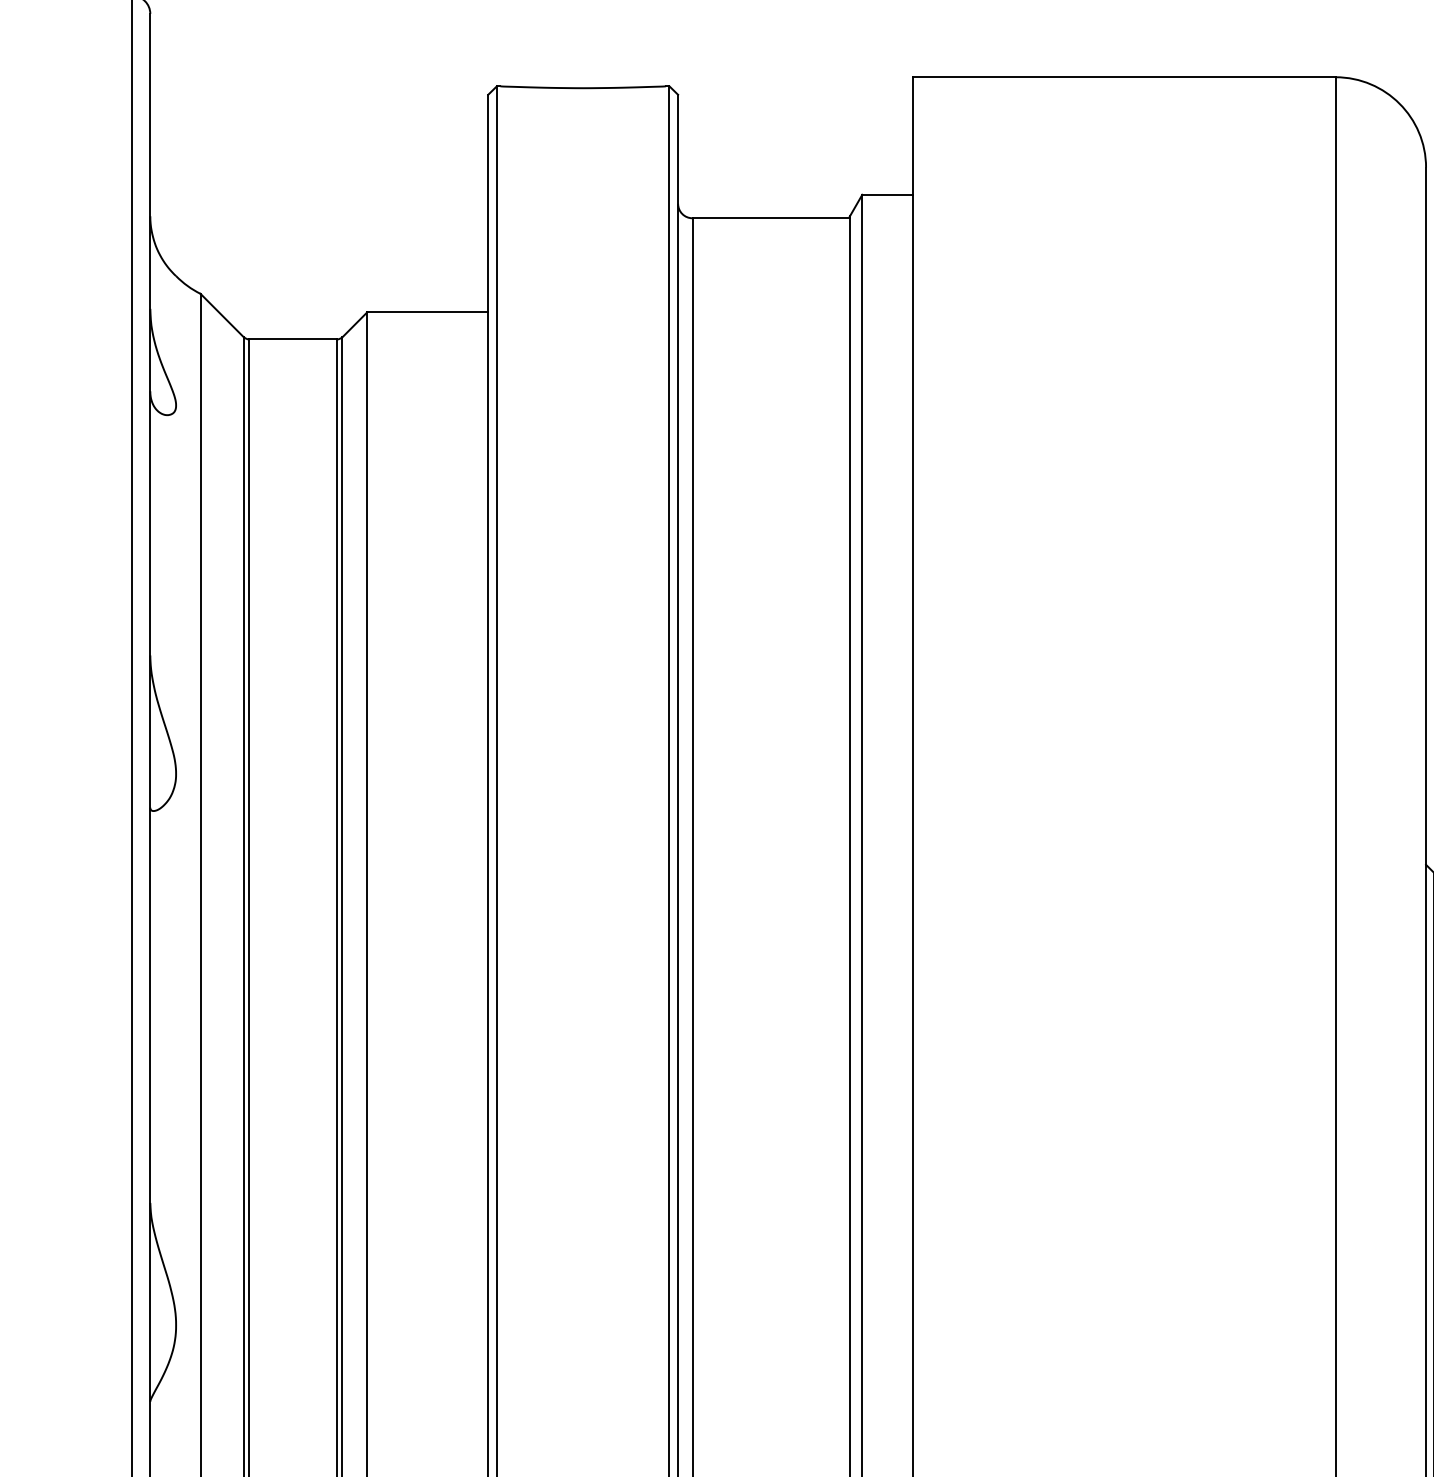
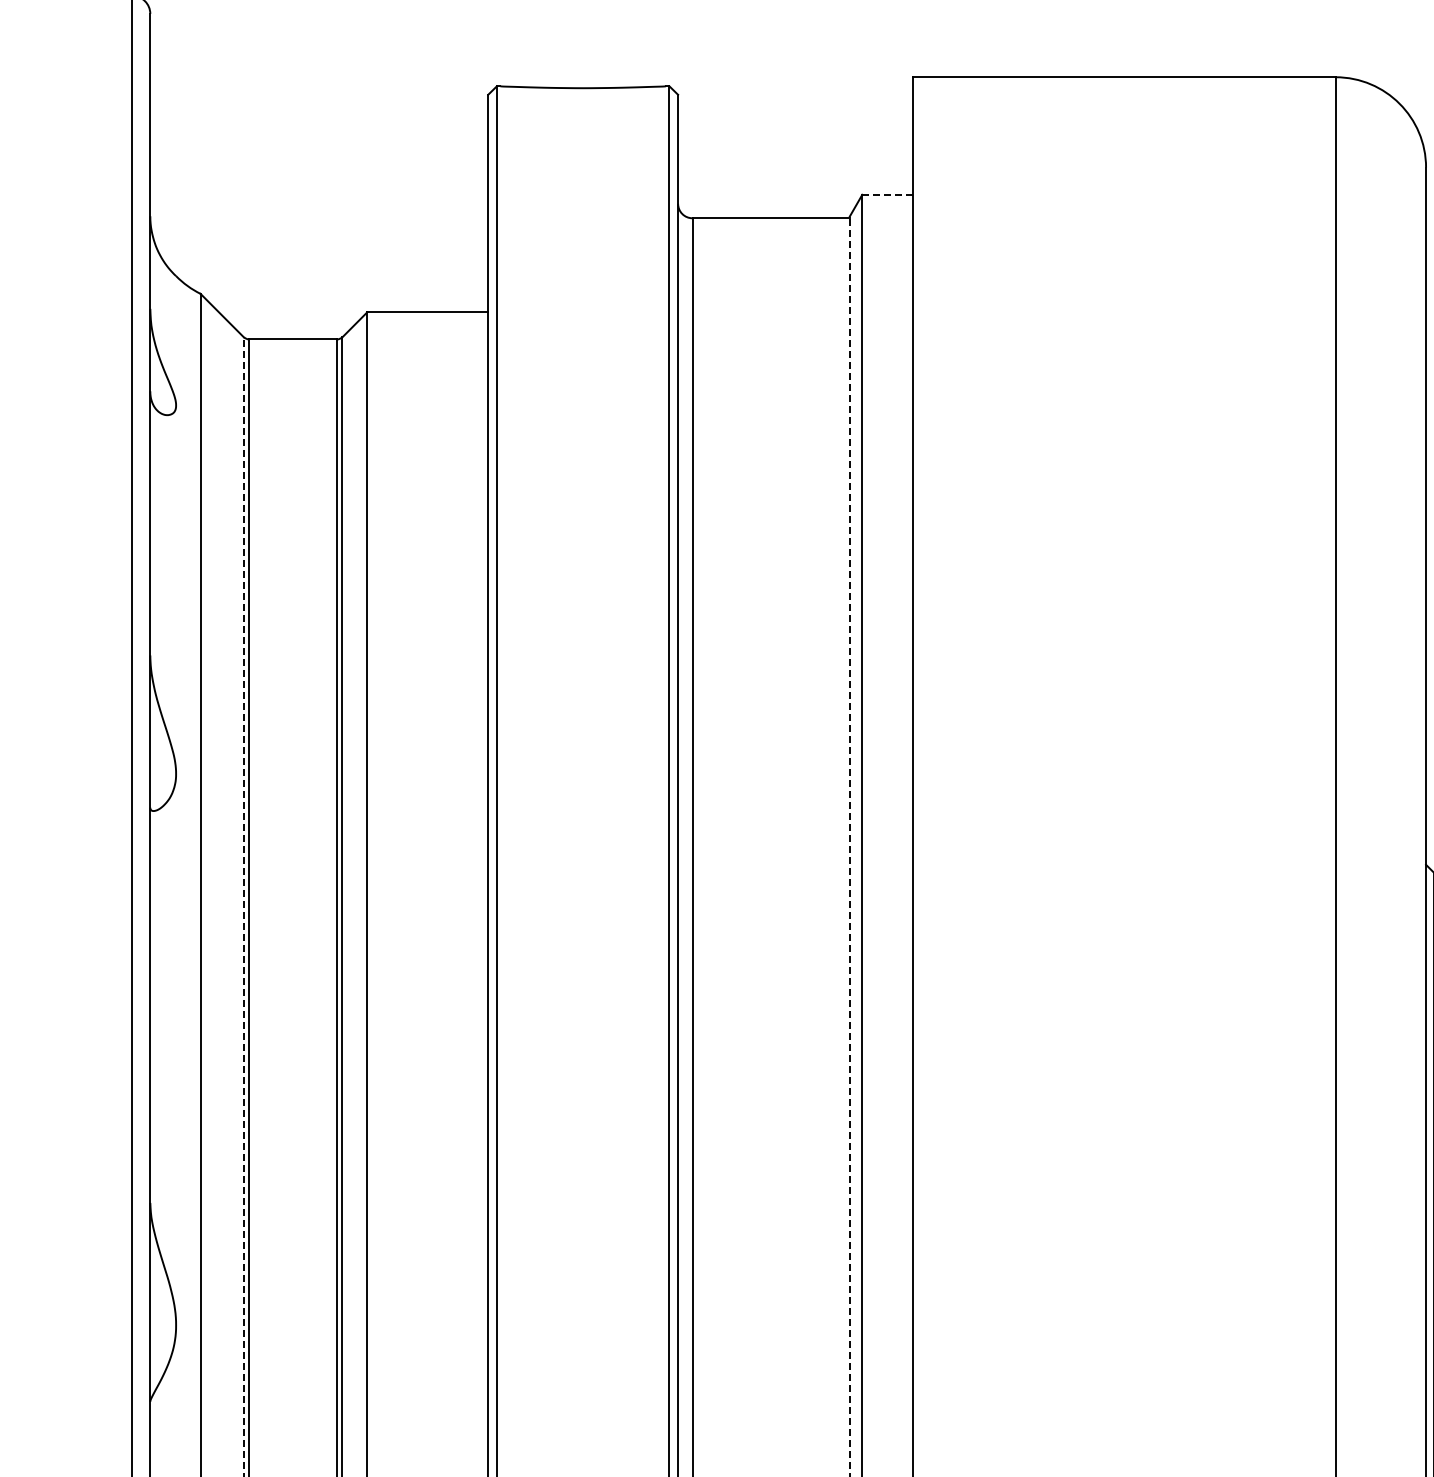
line: solid -> dashed (887, 194)
line: solid -> dashed (849, 846)
line: solid -> dashed (243, 906)
